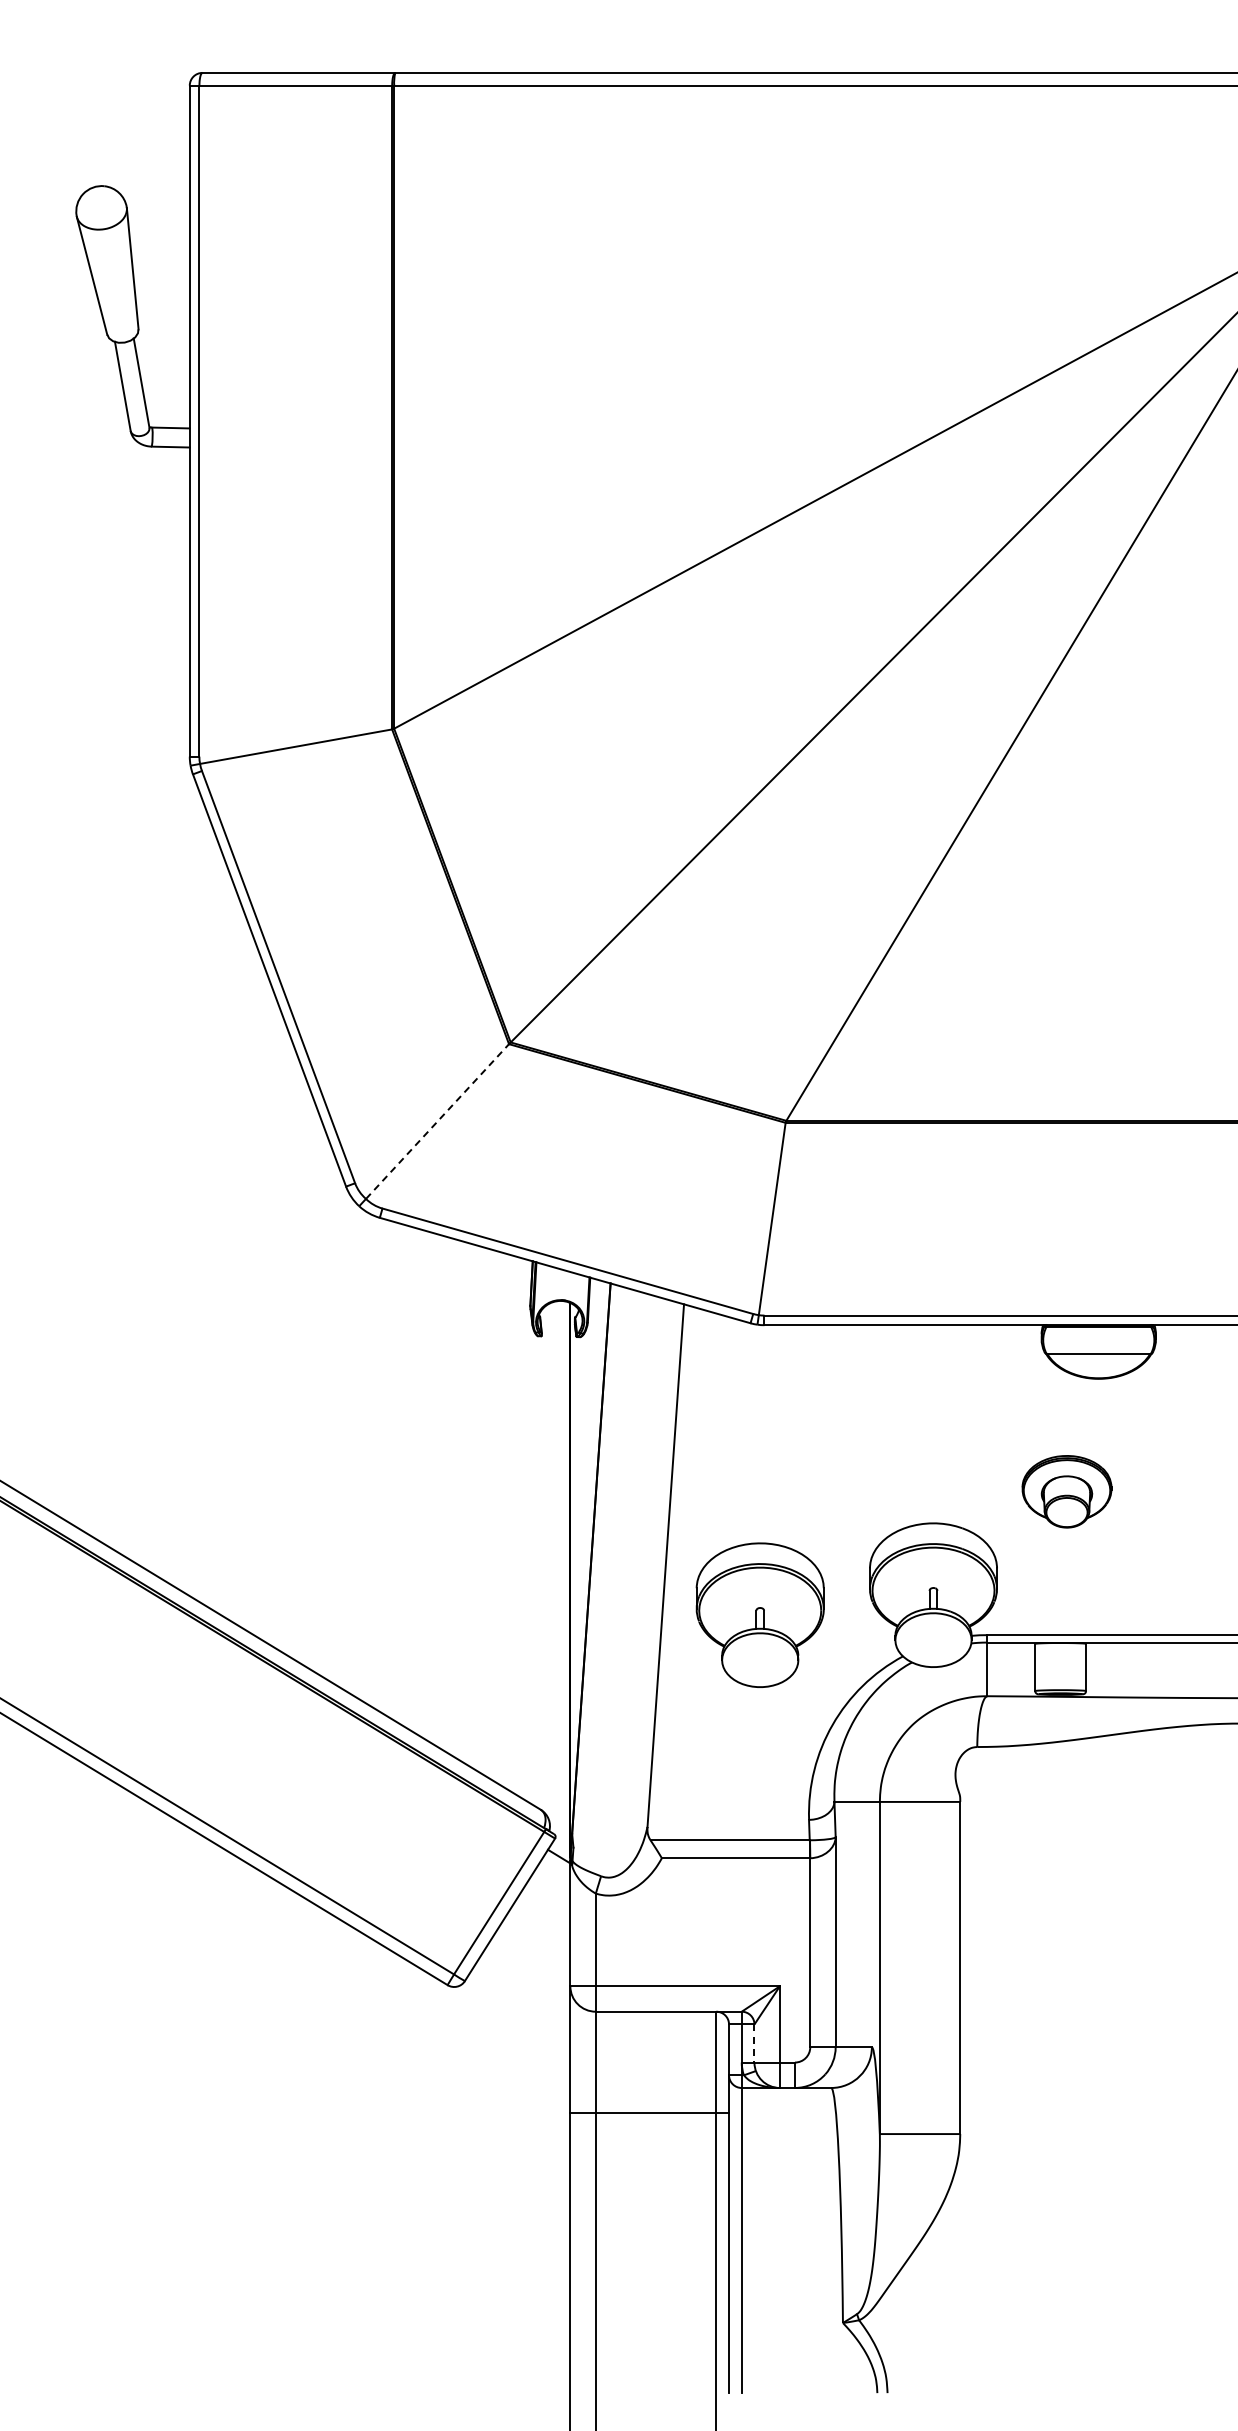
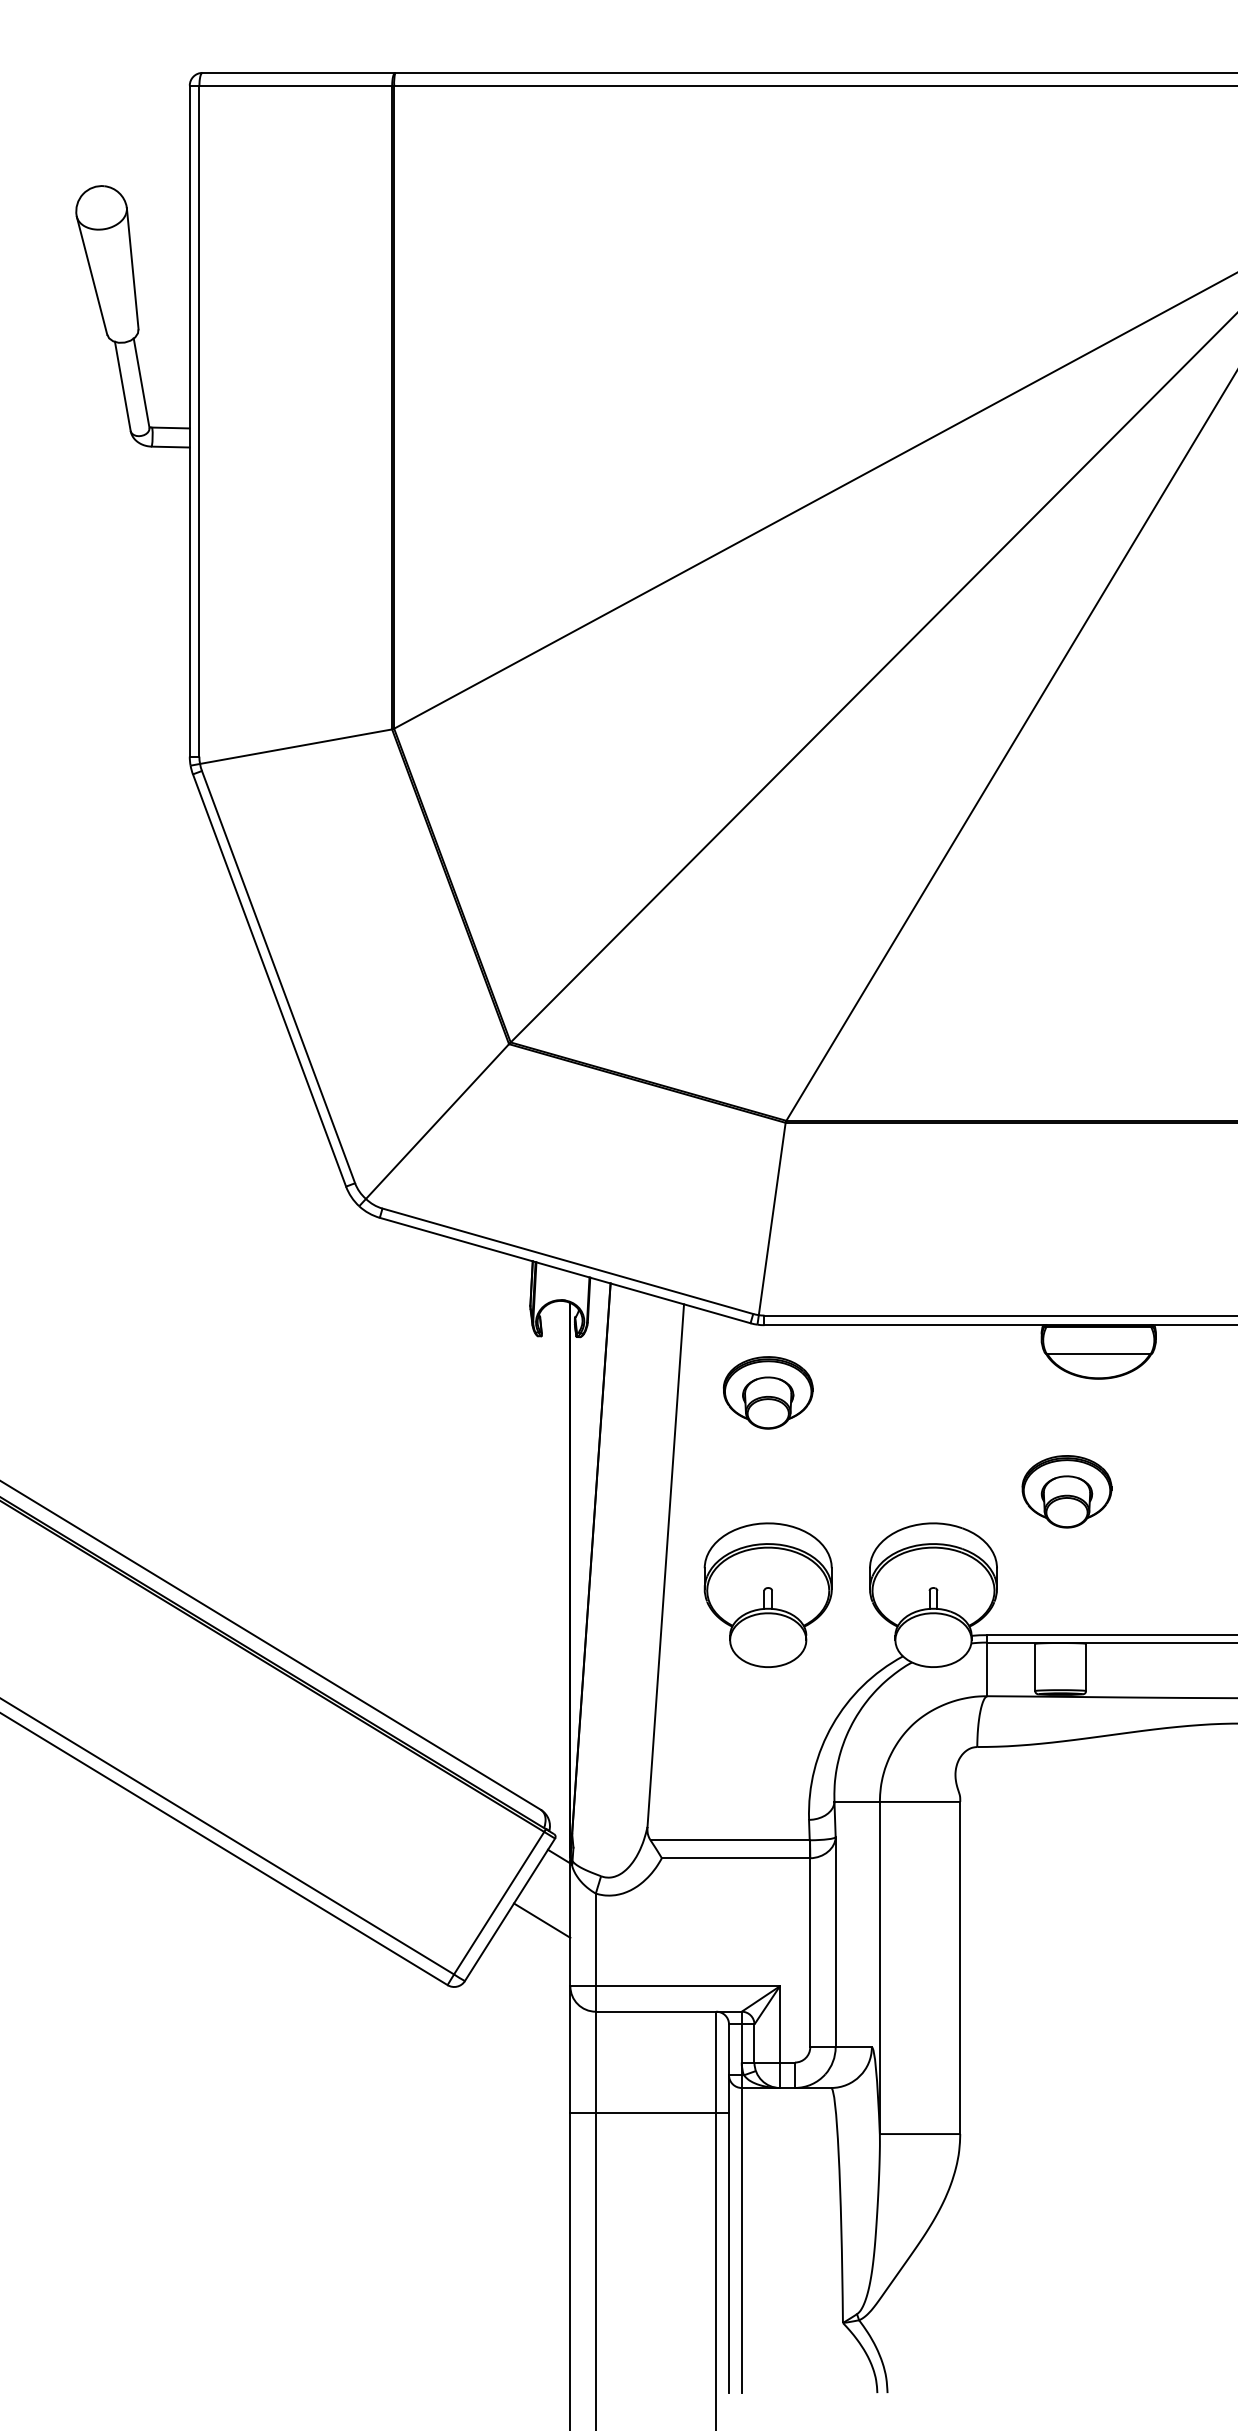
line: dashed -> solid (437, 1121)
part: none -> present (767, 1392)
part position: (759, 1614) -> (767, 1594) (767, 1594)
line: none -> present (542, 1920)
line: dashed -> solid (754, 2043)
